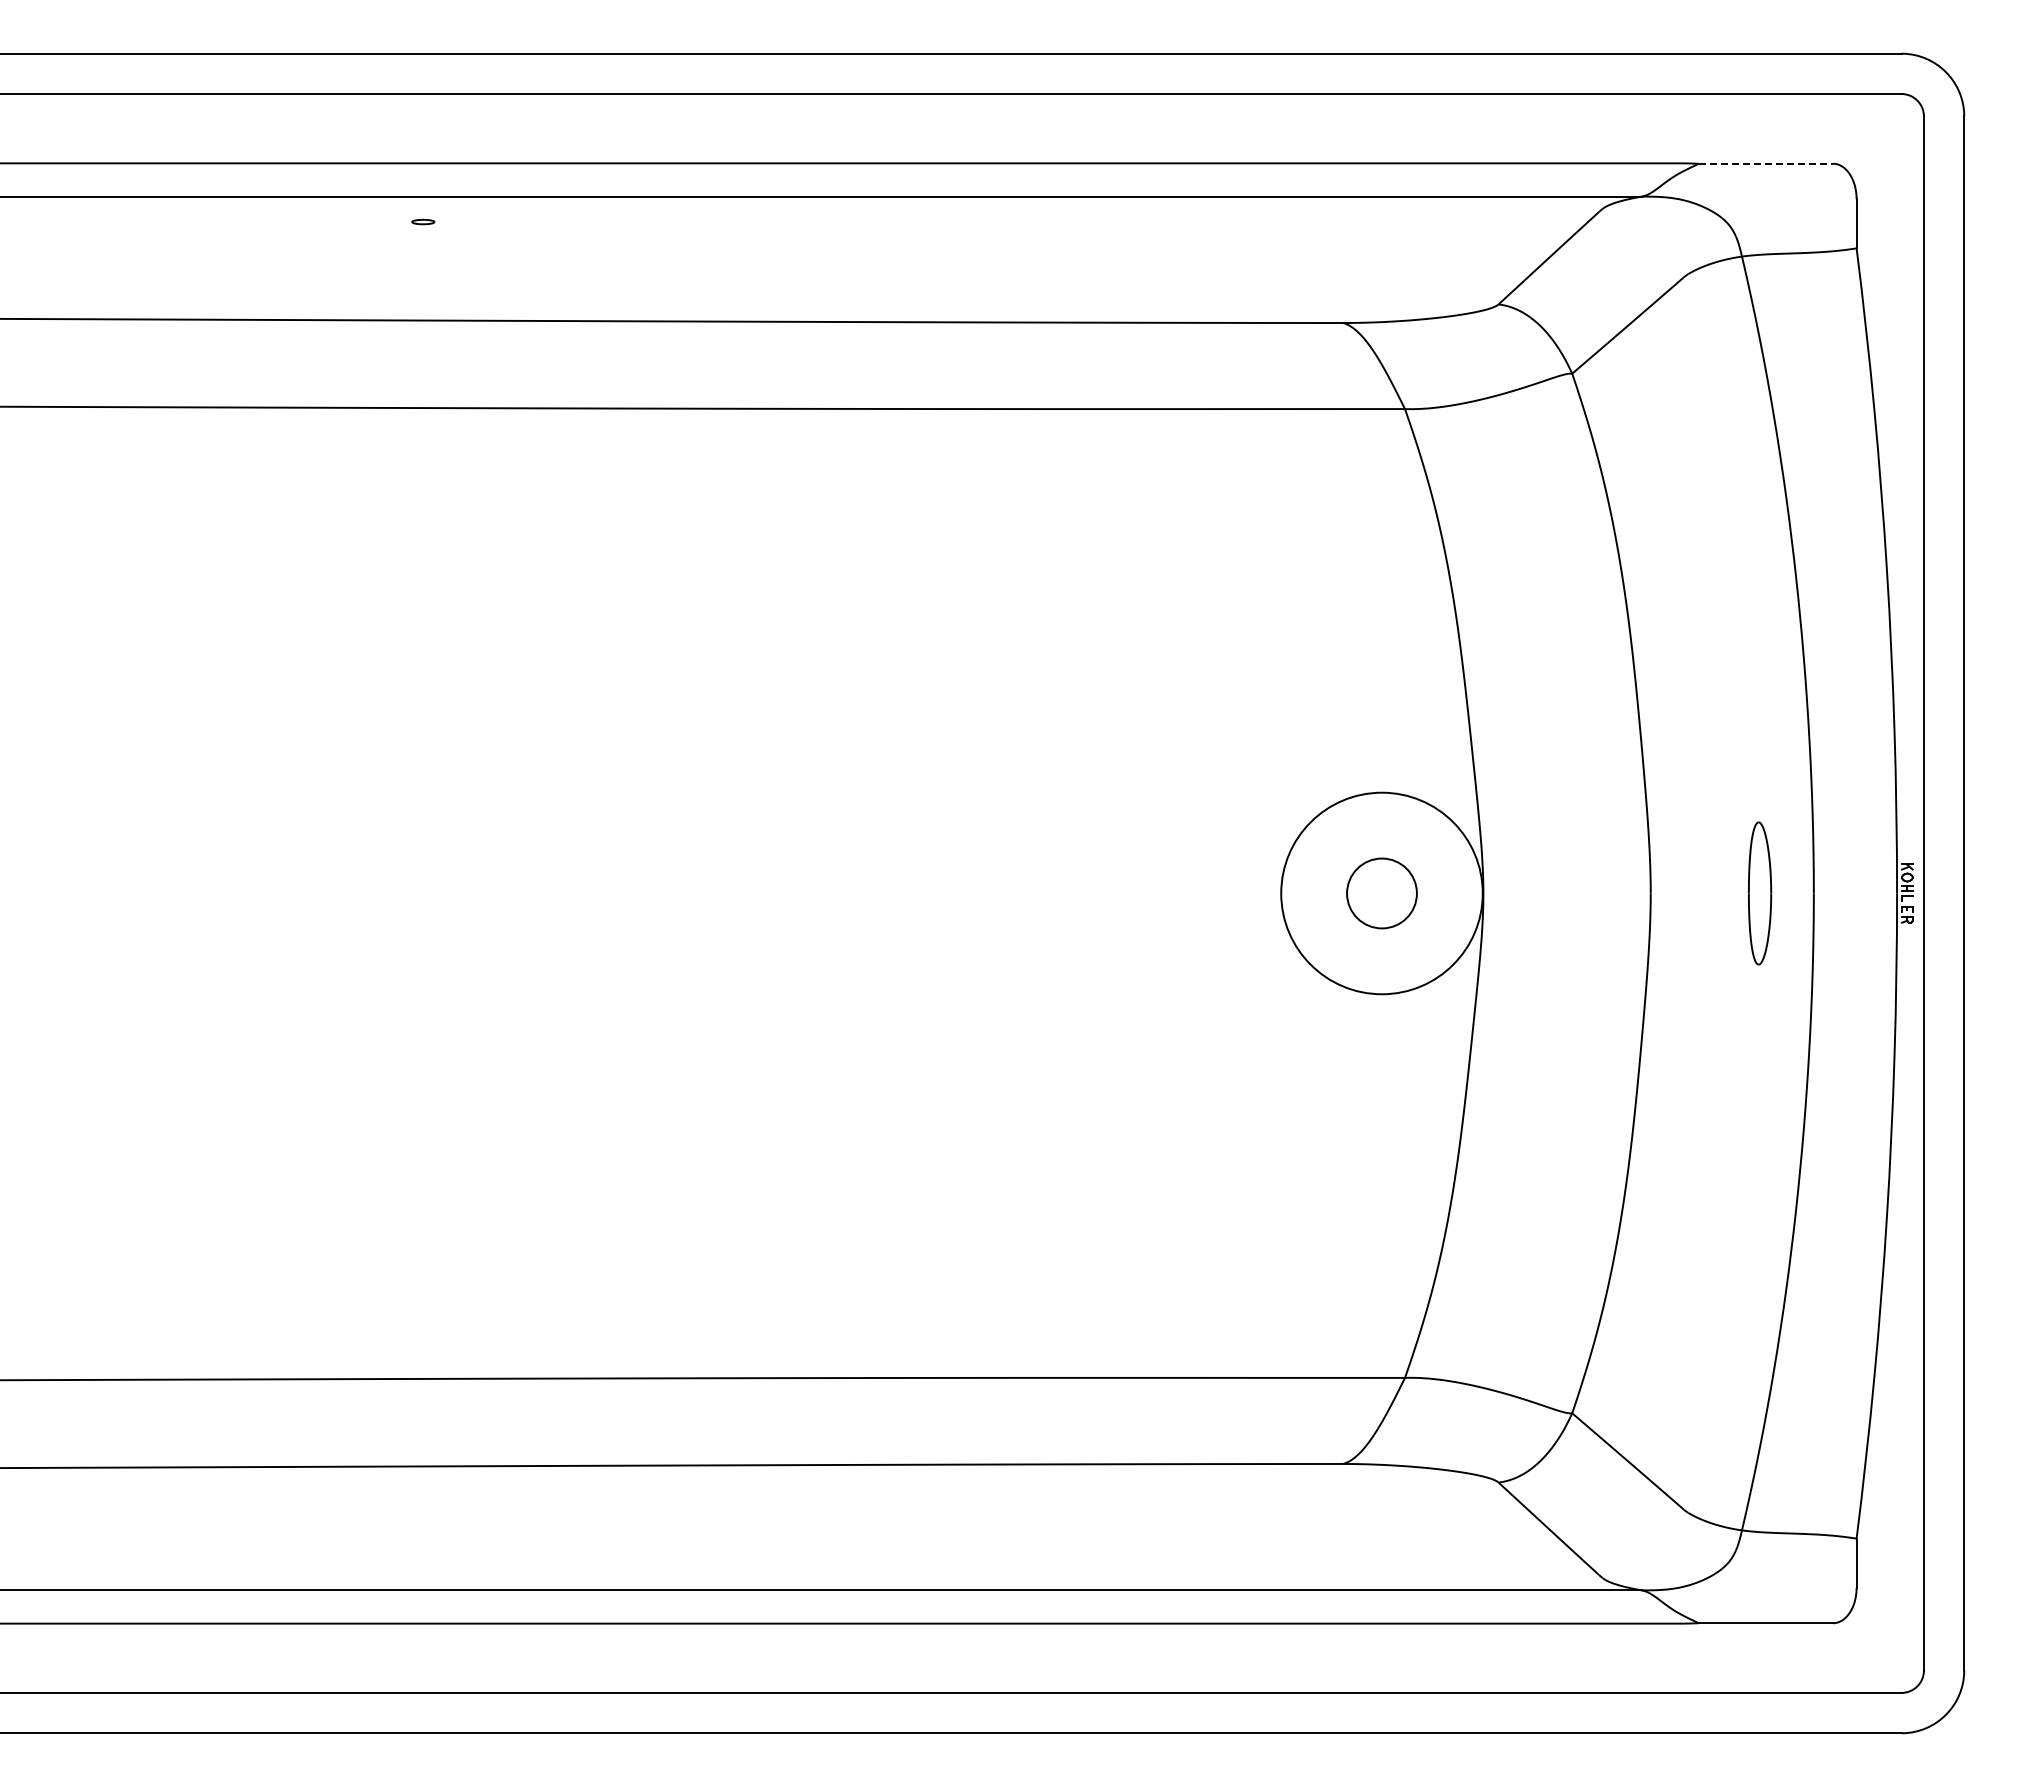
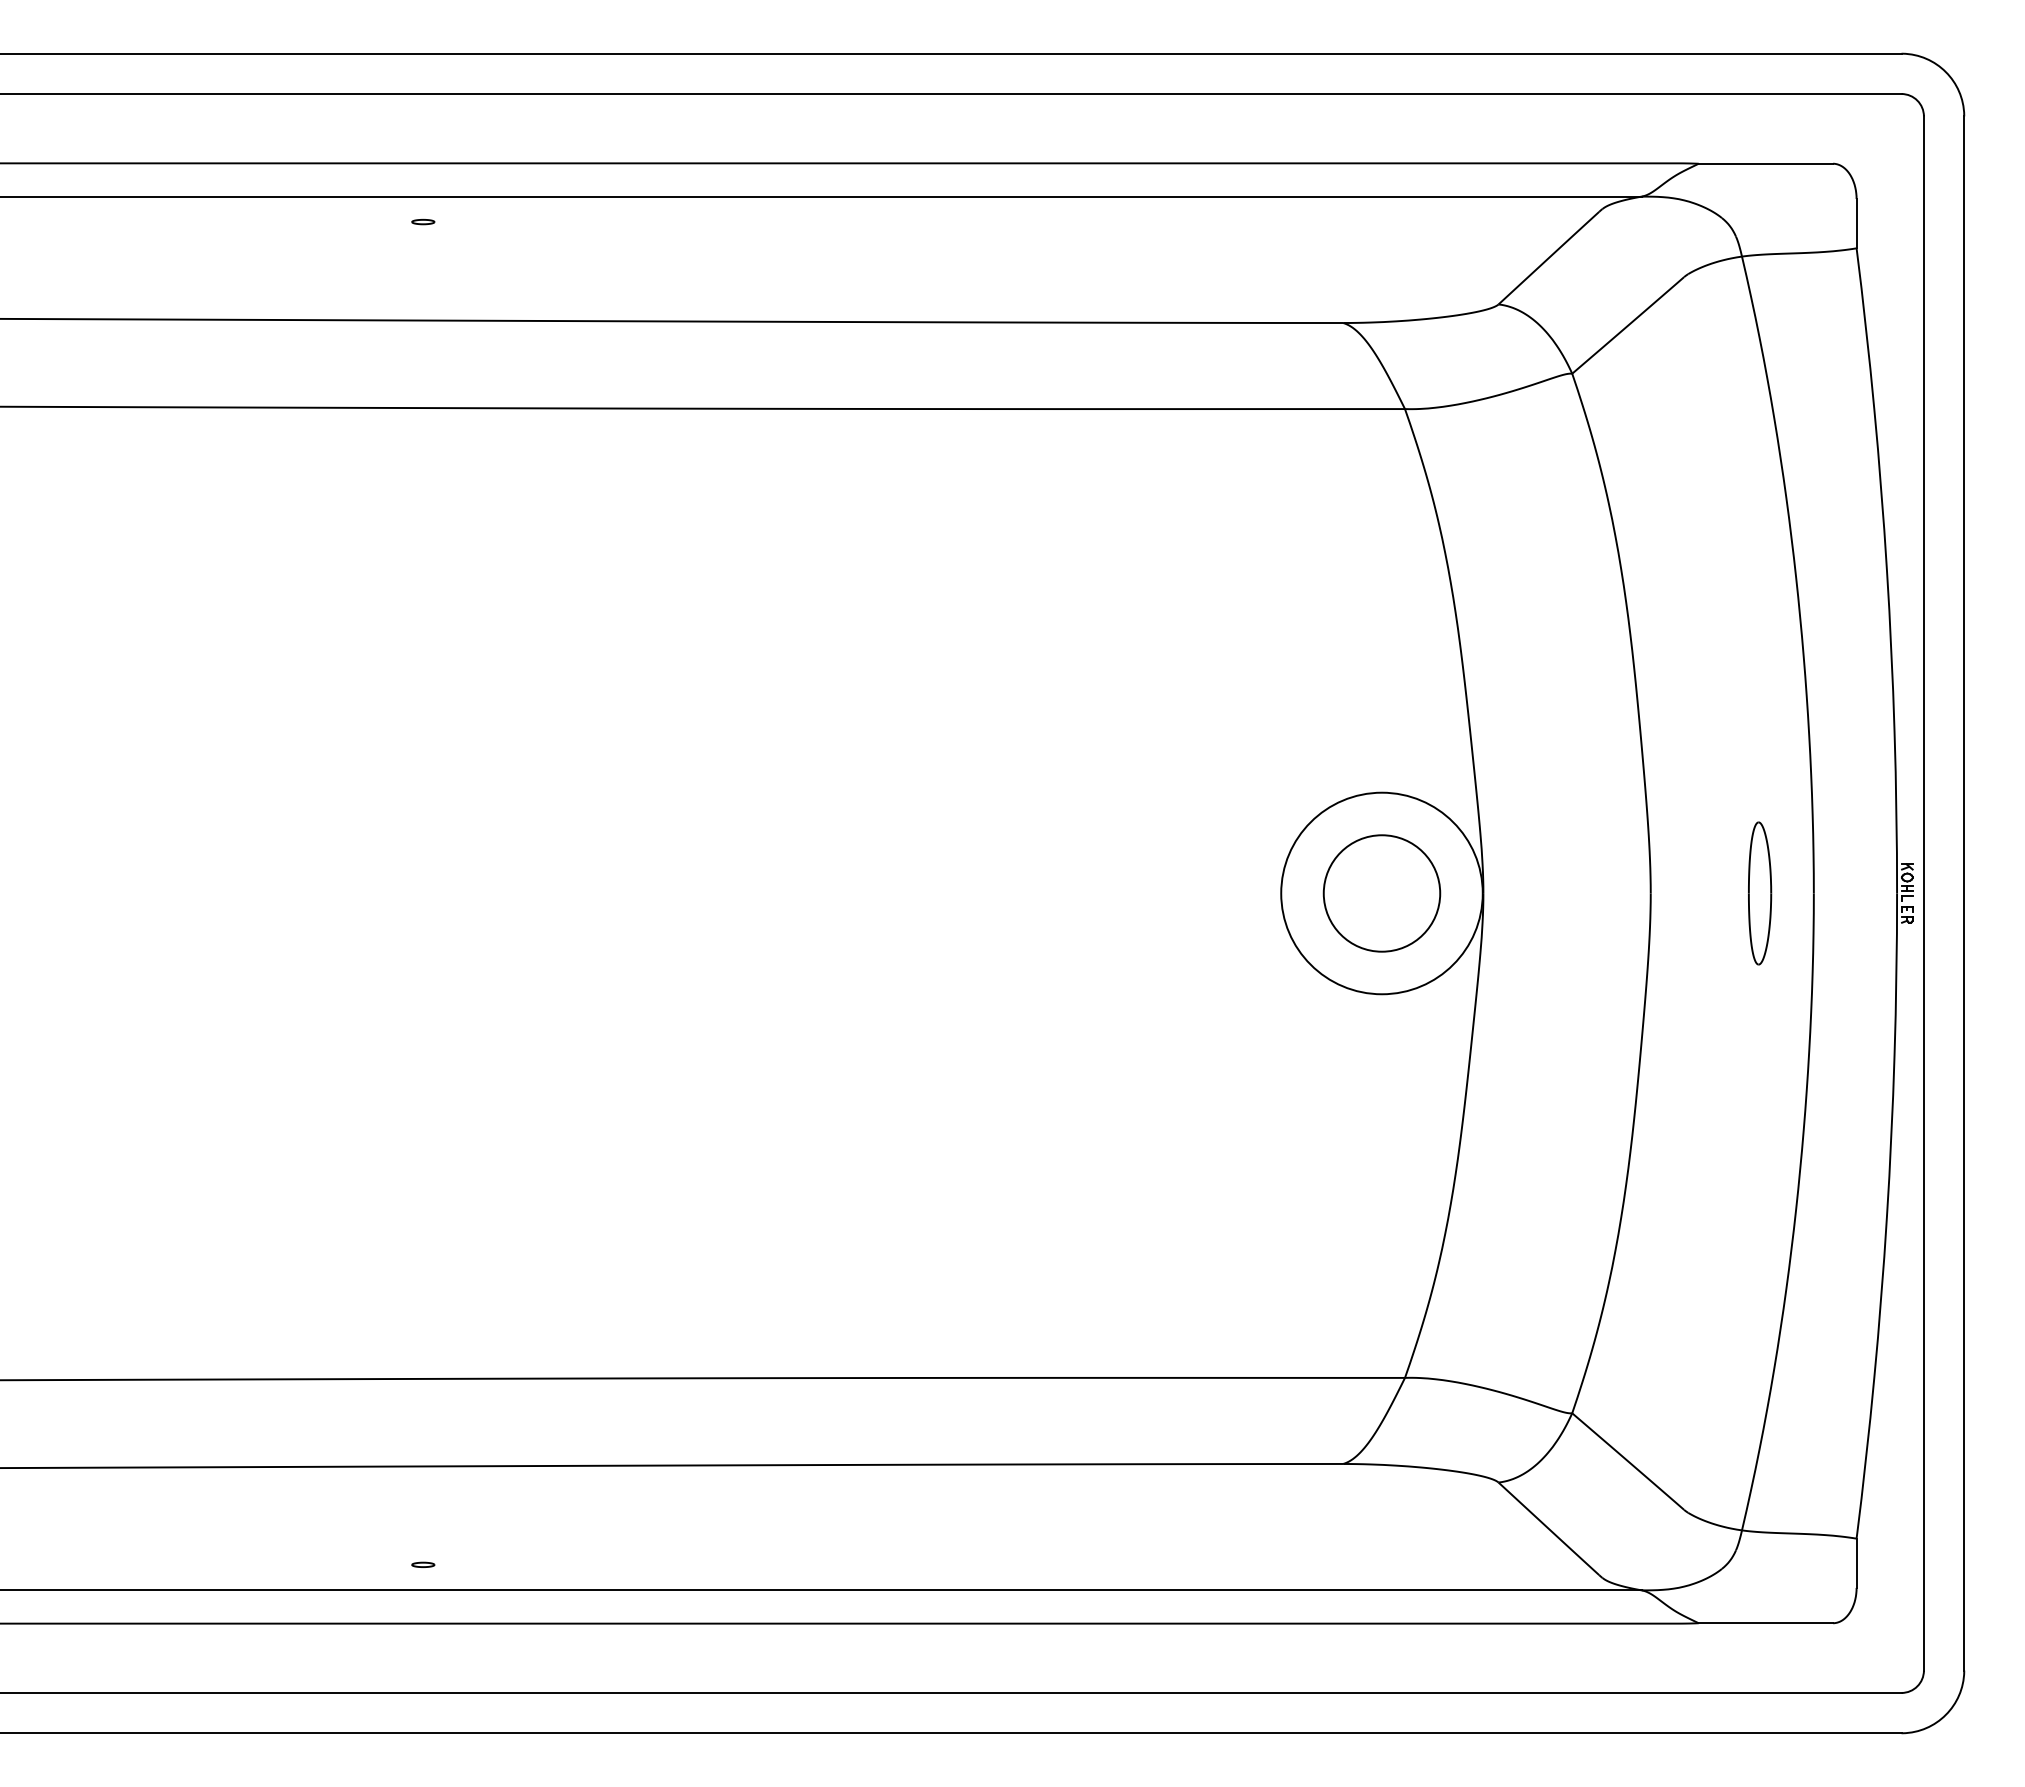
line: dashed -> solid (1766, 163)
circle diameter: 70 px -> 116 px (1381, 893)
part: none -> present (423, 1564)
